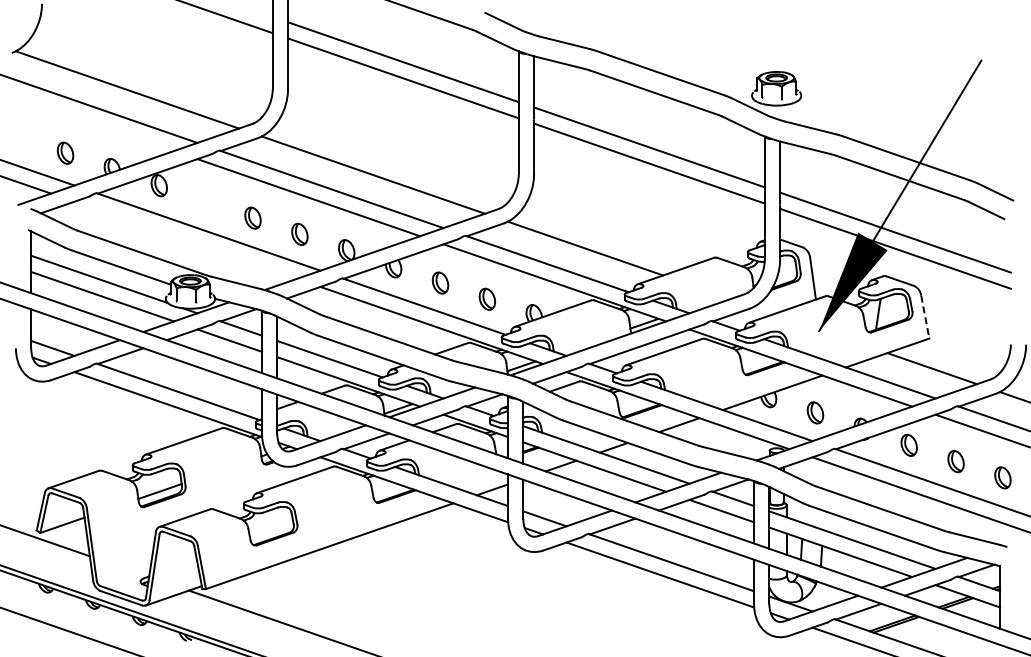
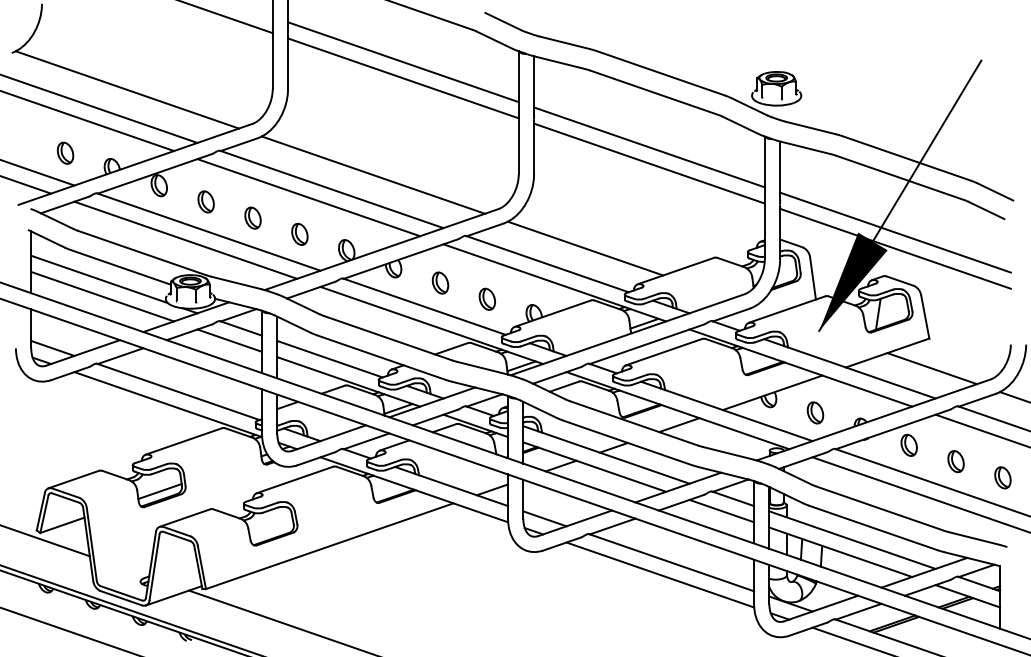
line: none -> present (88, 121)
part: none -> present (205, 201)
line: none -> present (185, 239)
line: dashed -> solid (925, 317)
